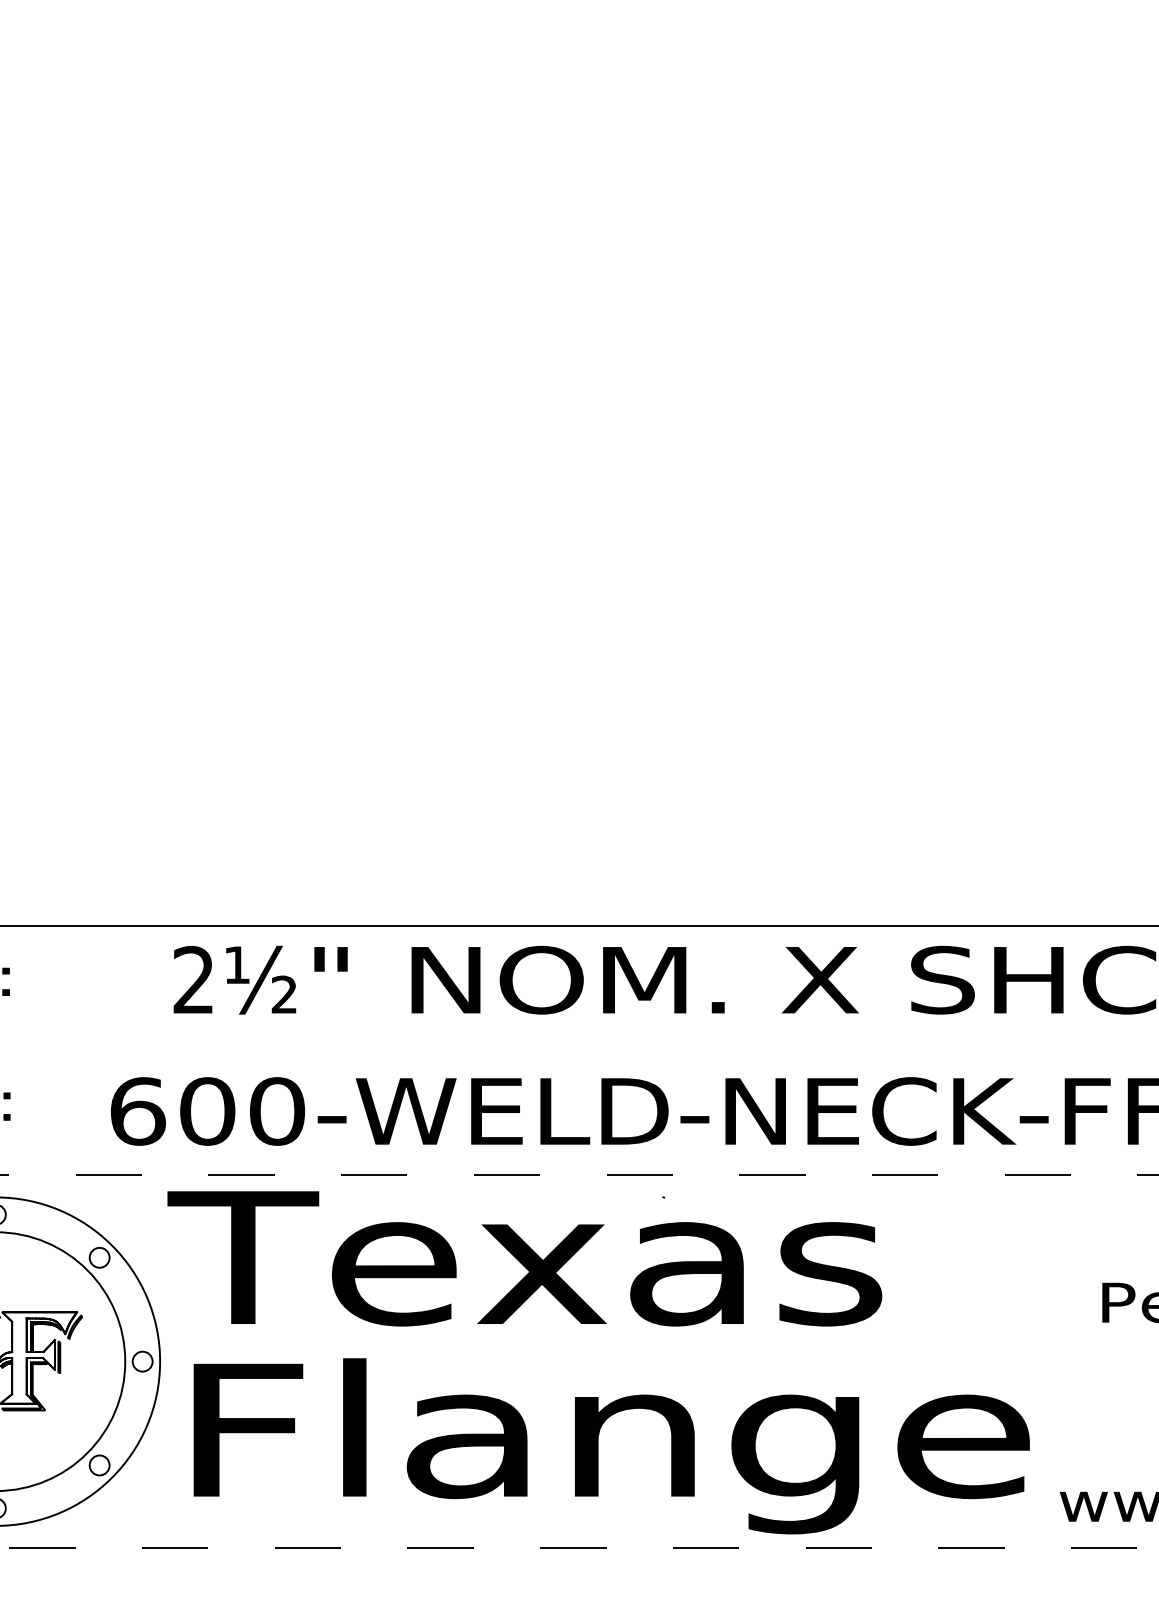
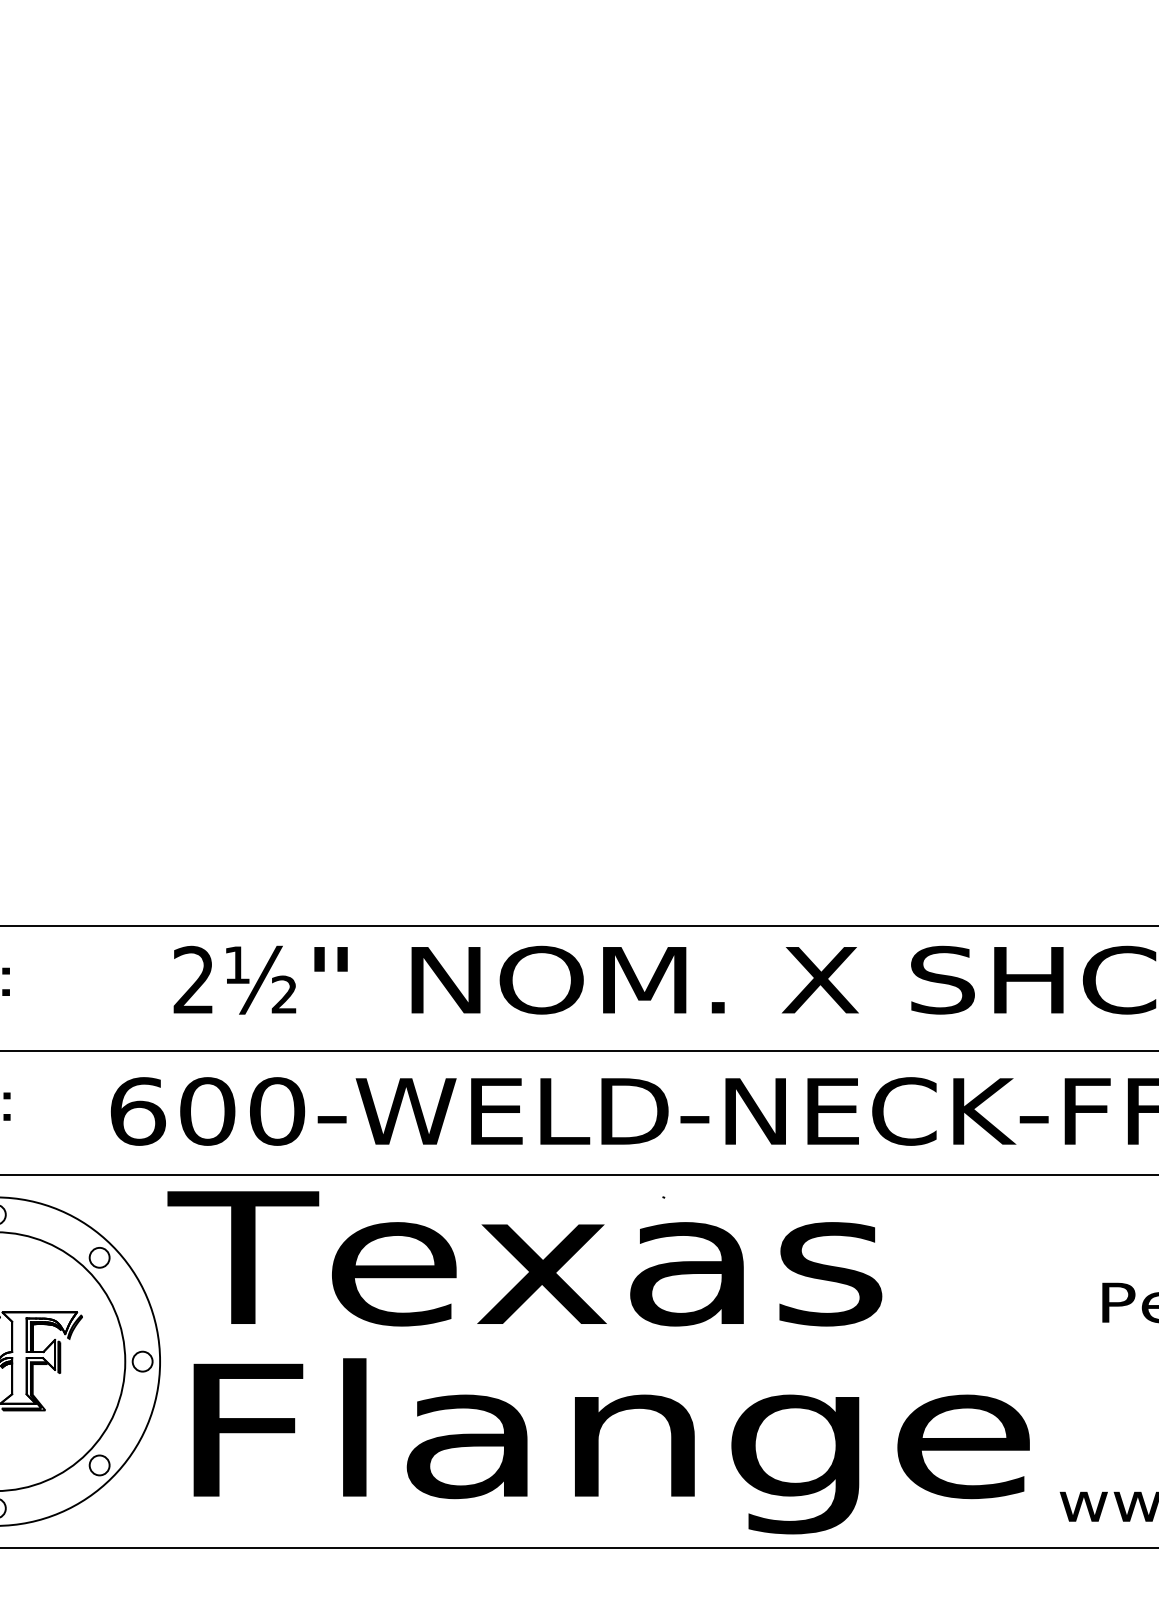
line: none -> present (578, 1050)
line: dashed -> solid (579, 1174)
line: dashed -> solid (580, 1548)
